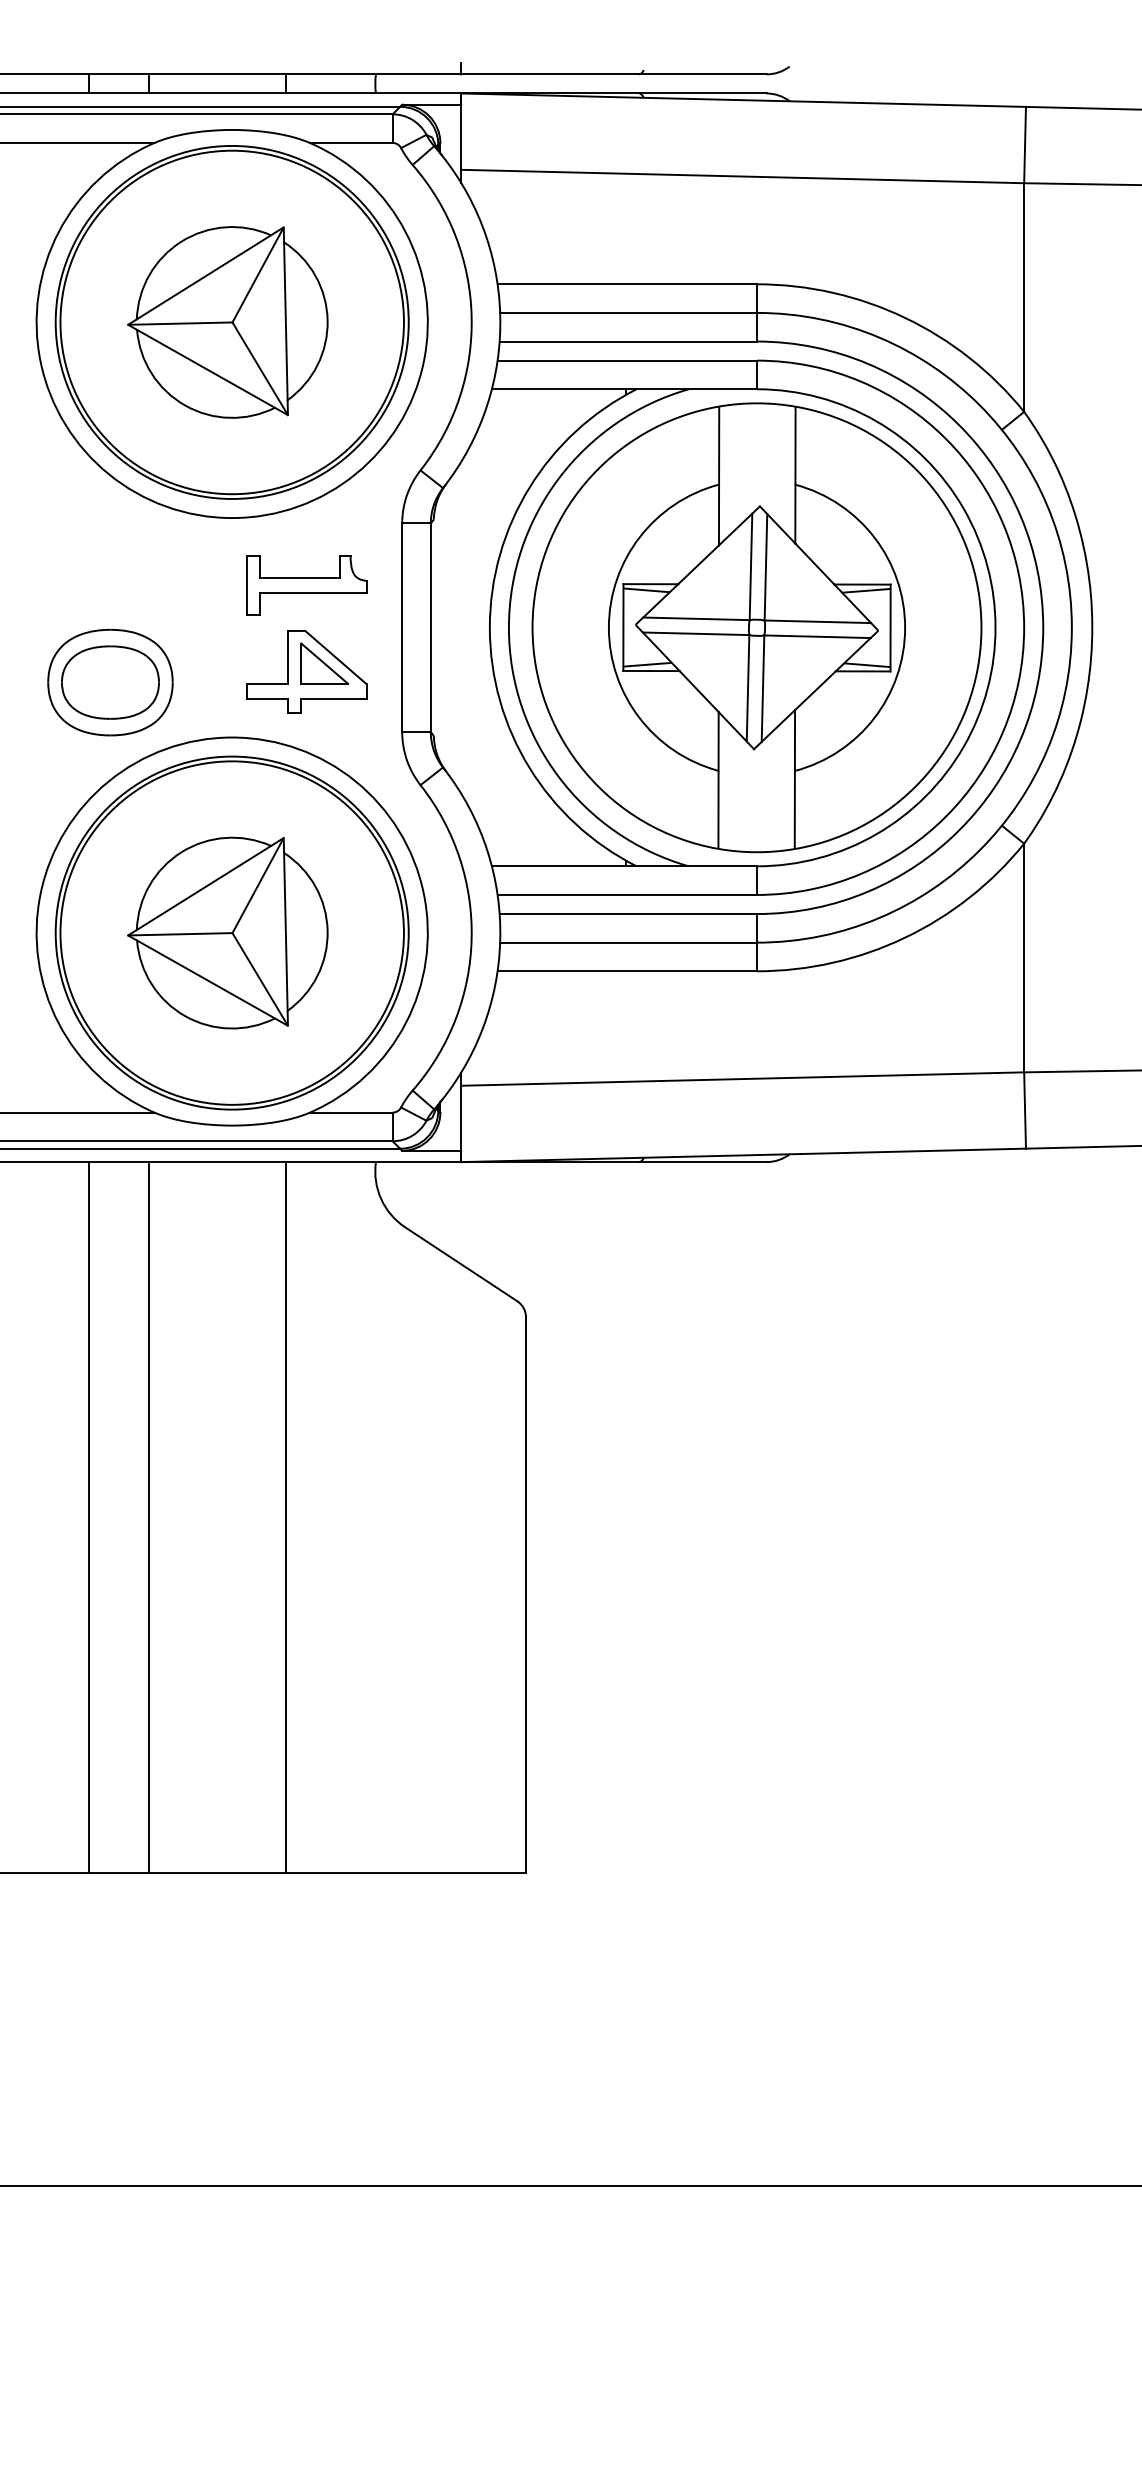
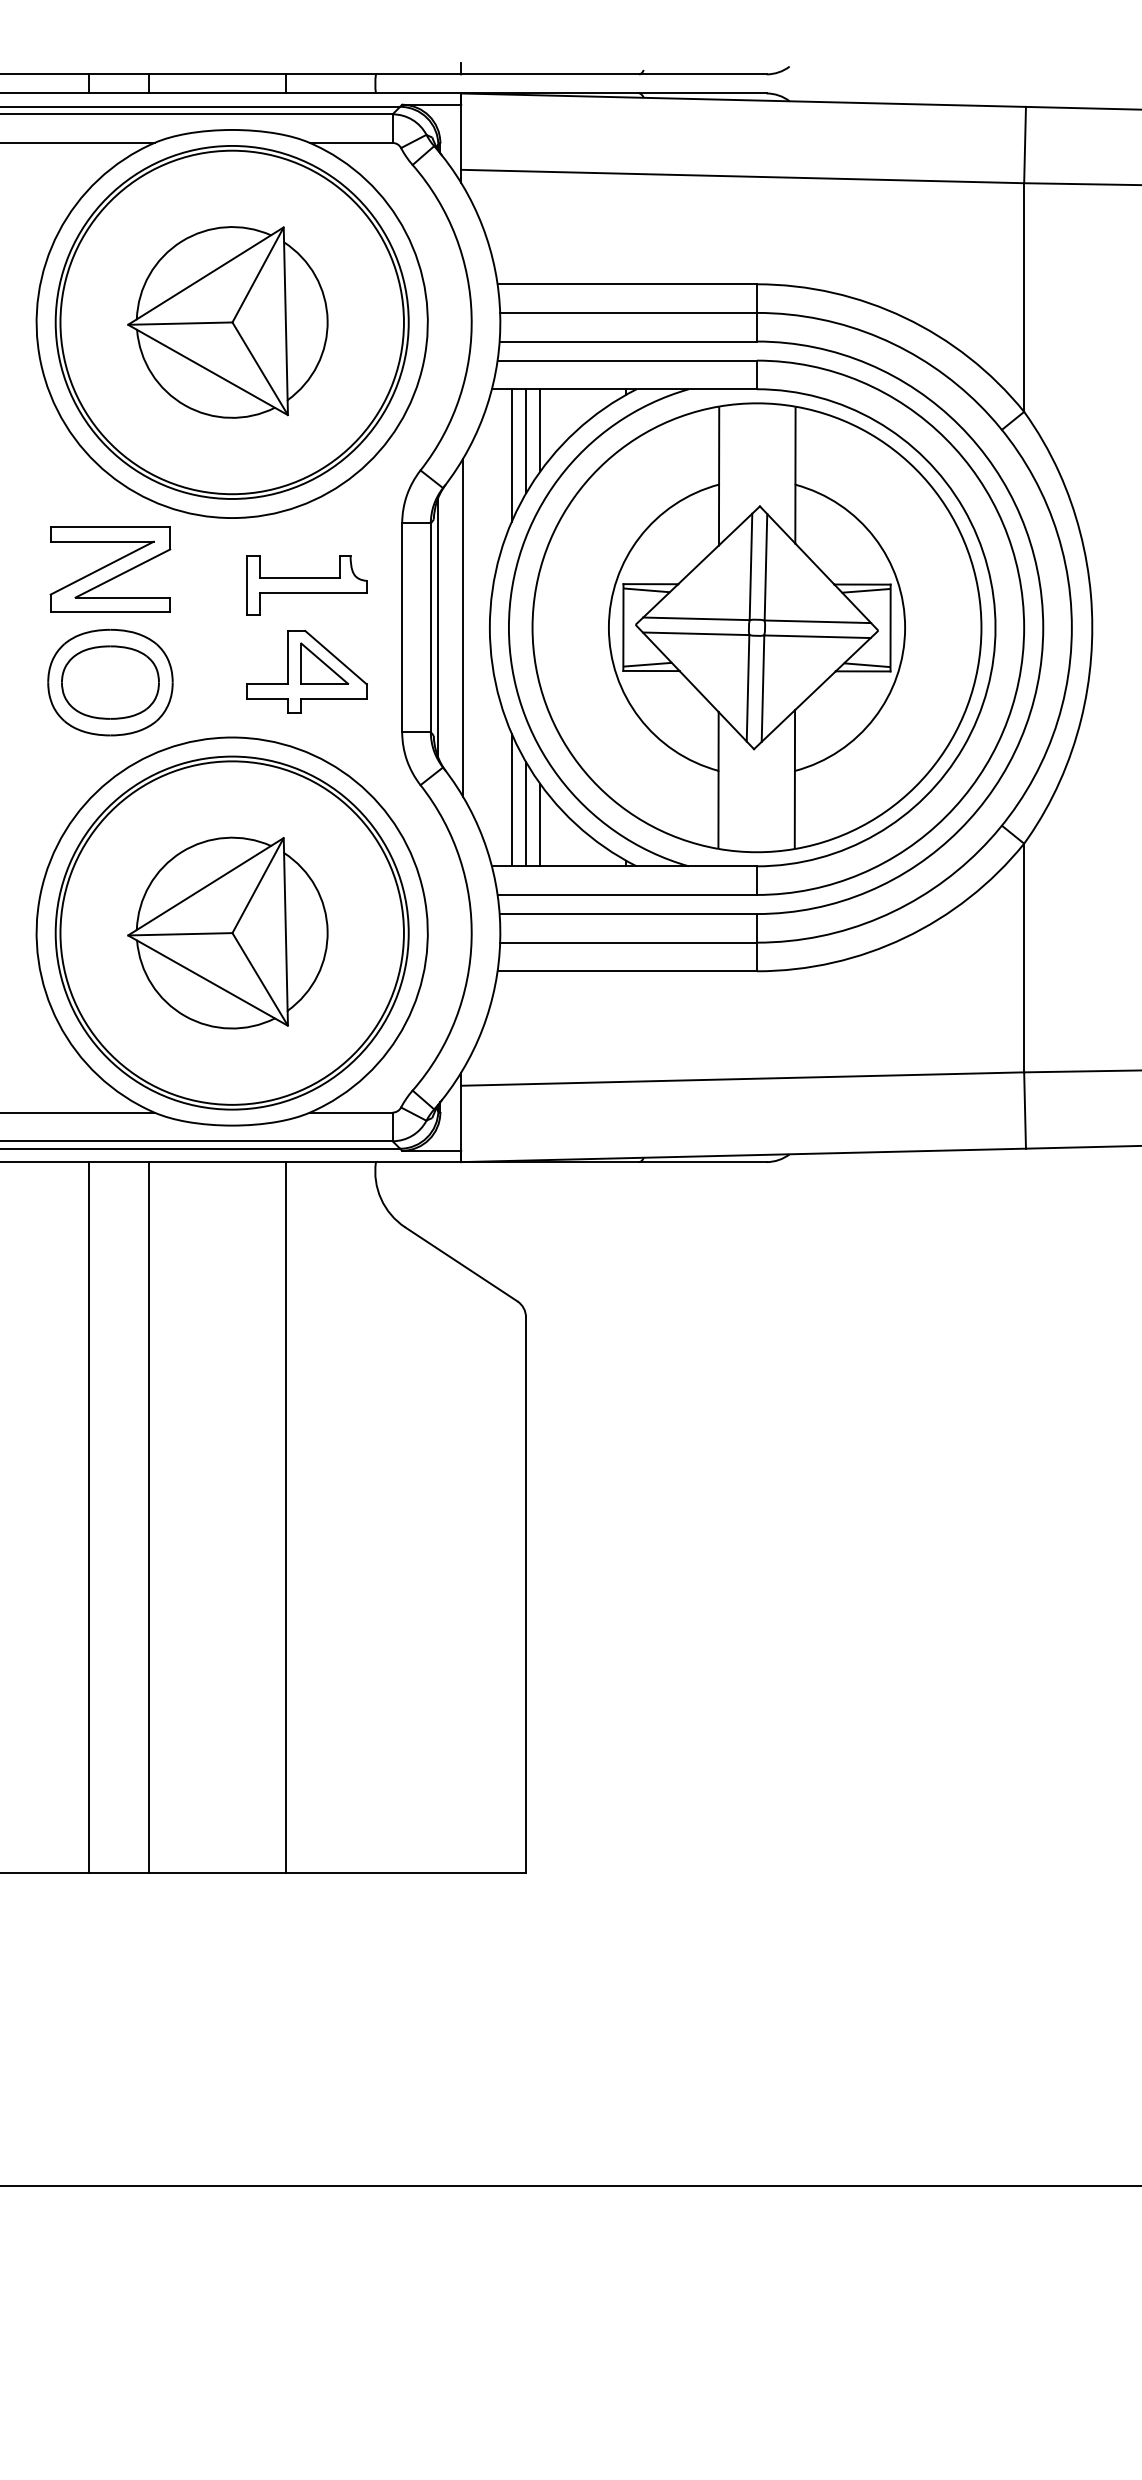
line: none -> present (540, 430)
line: none -> present (526, 441)
line: none -> present (511, 455)
part: none -> present (110, 569)
line: none -> present (438, 627)
line: none -> present (463, 627)
line: none -> present (511, 799)
line: none -> present (526, 814)
line: none -> present (540, 825)
